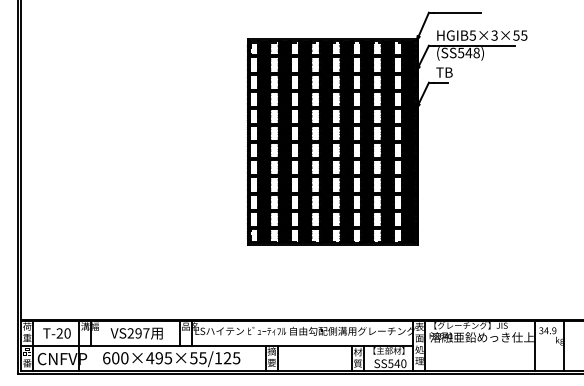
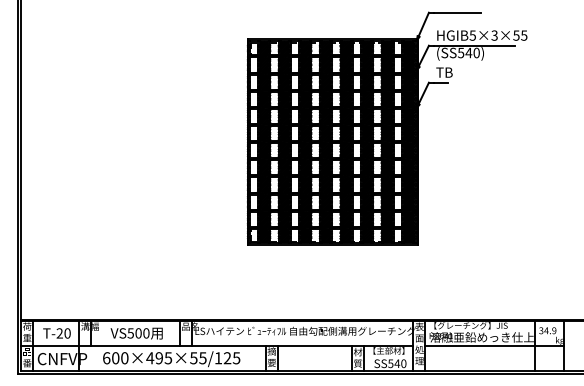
text: (SS548) -> (SS540) (476, 52)
text: VS297 -> VS500 (138, 333)
line: none -> present (493, 346)
